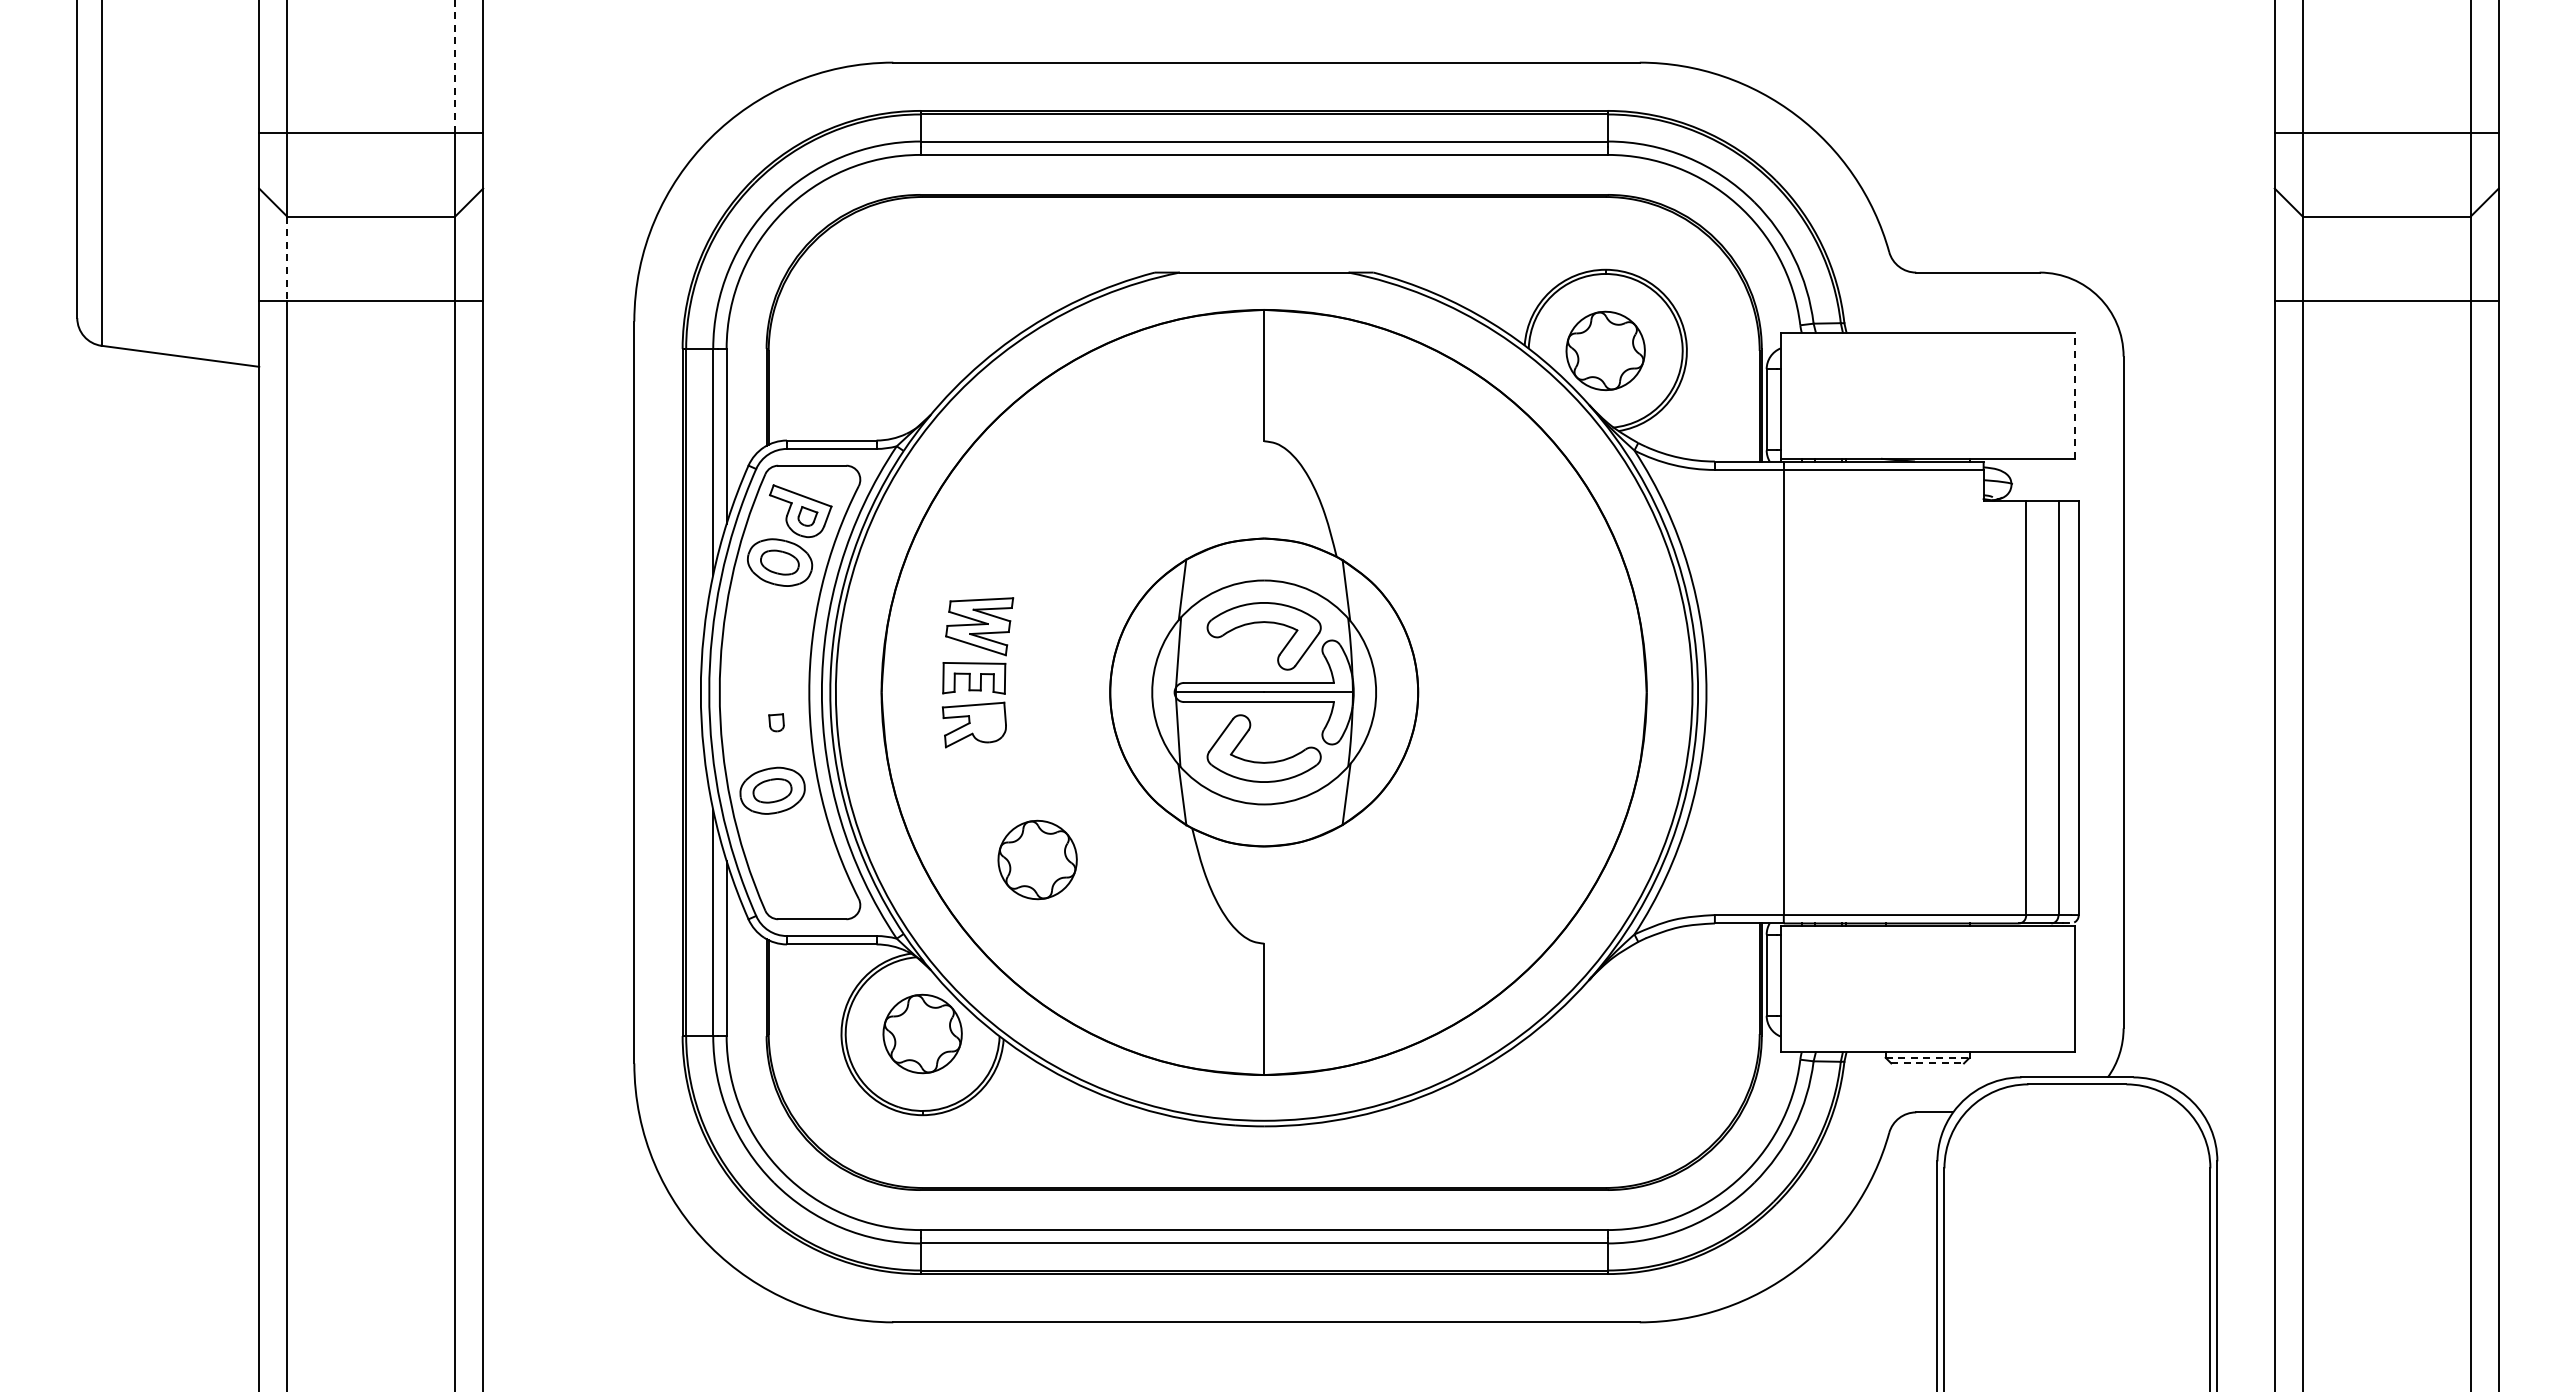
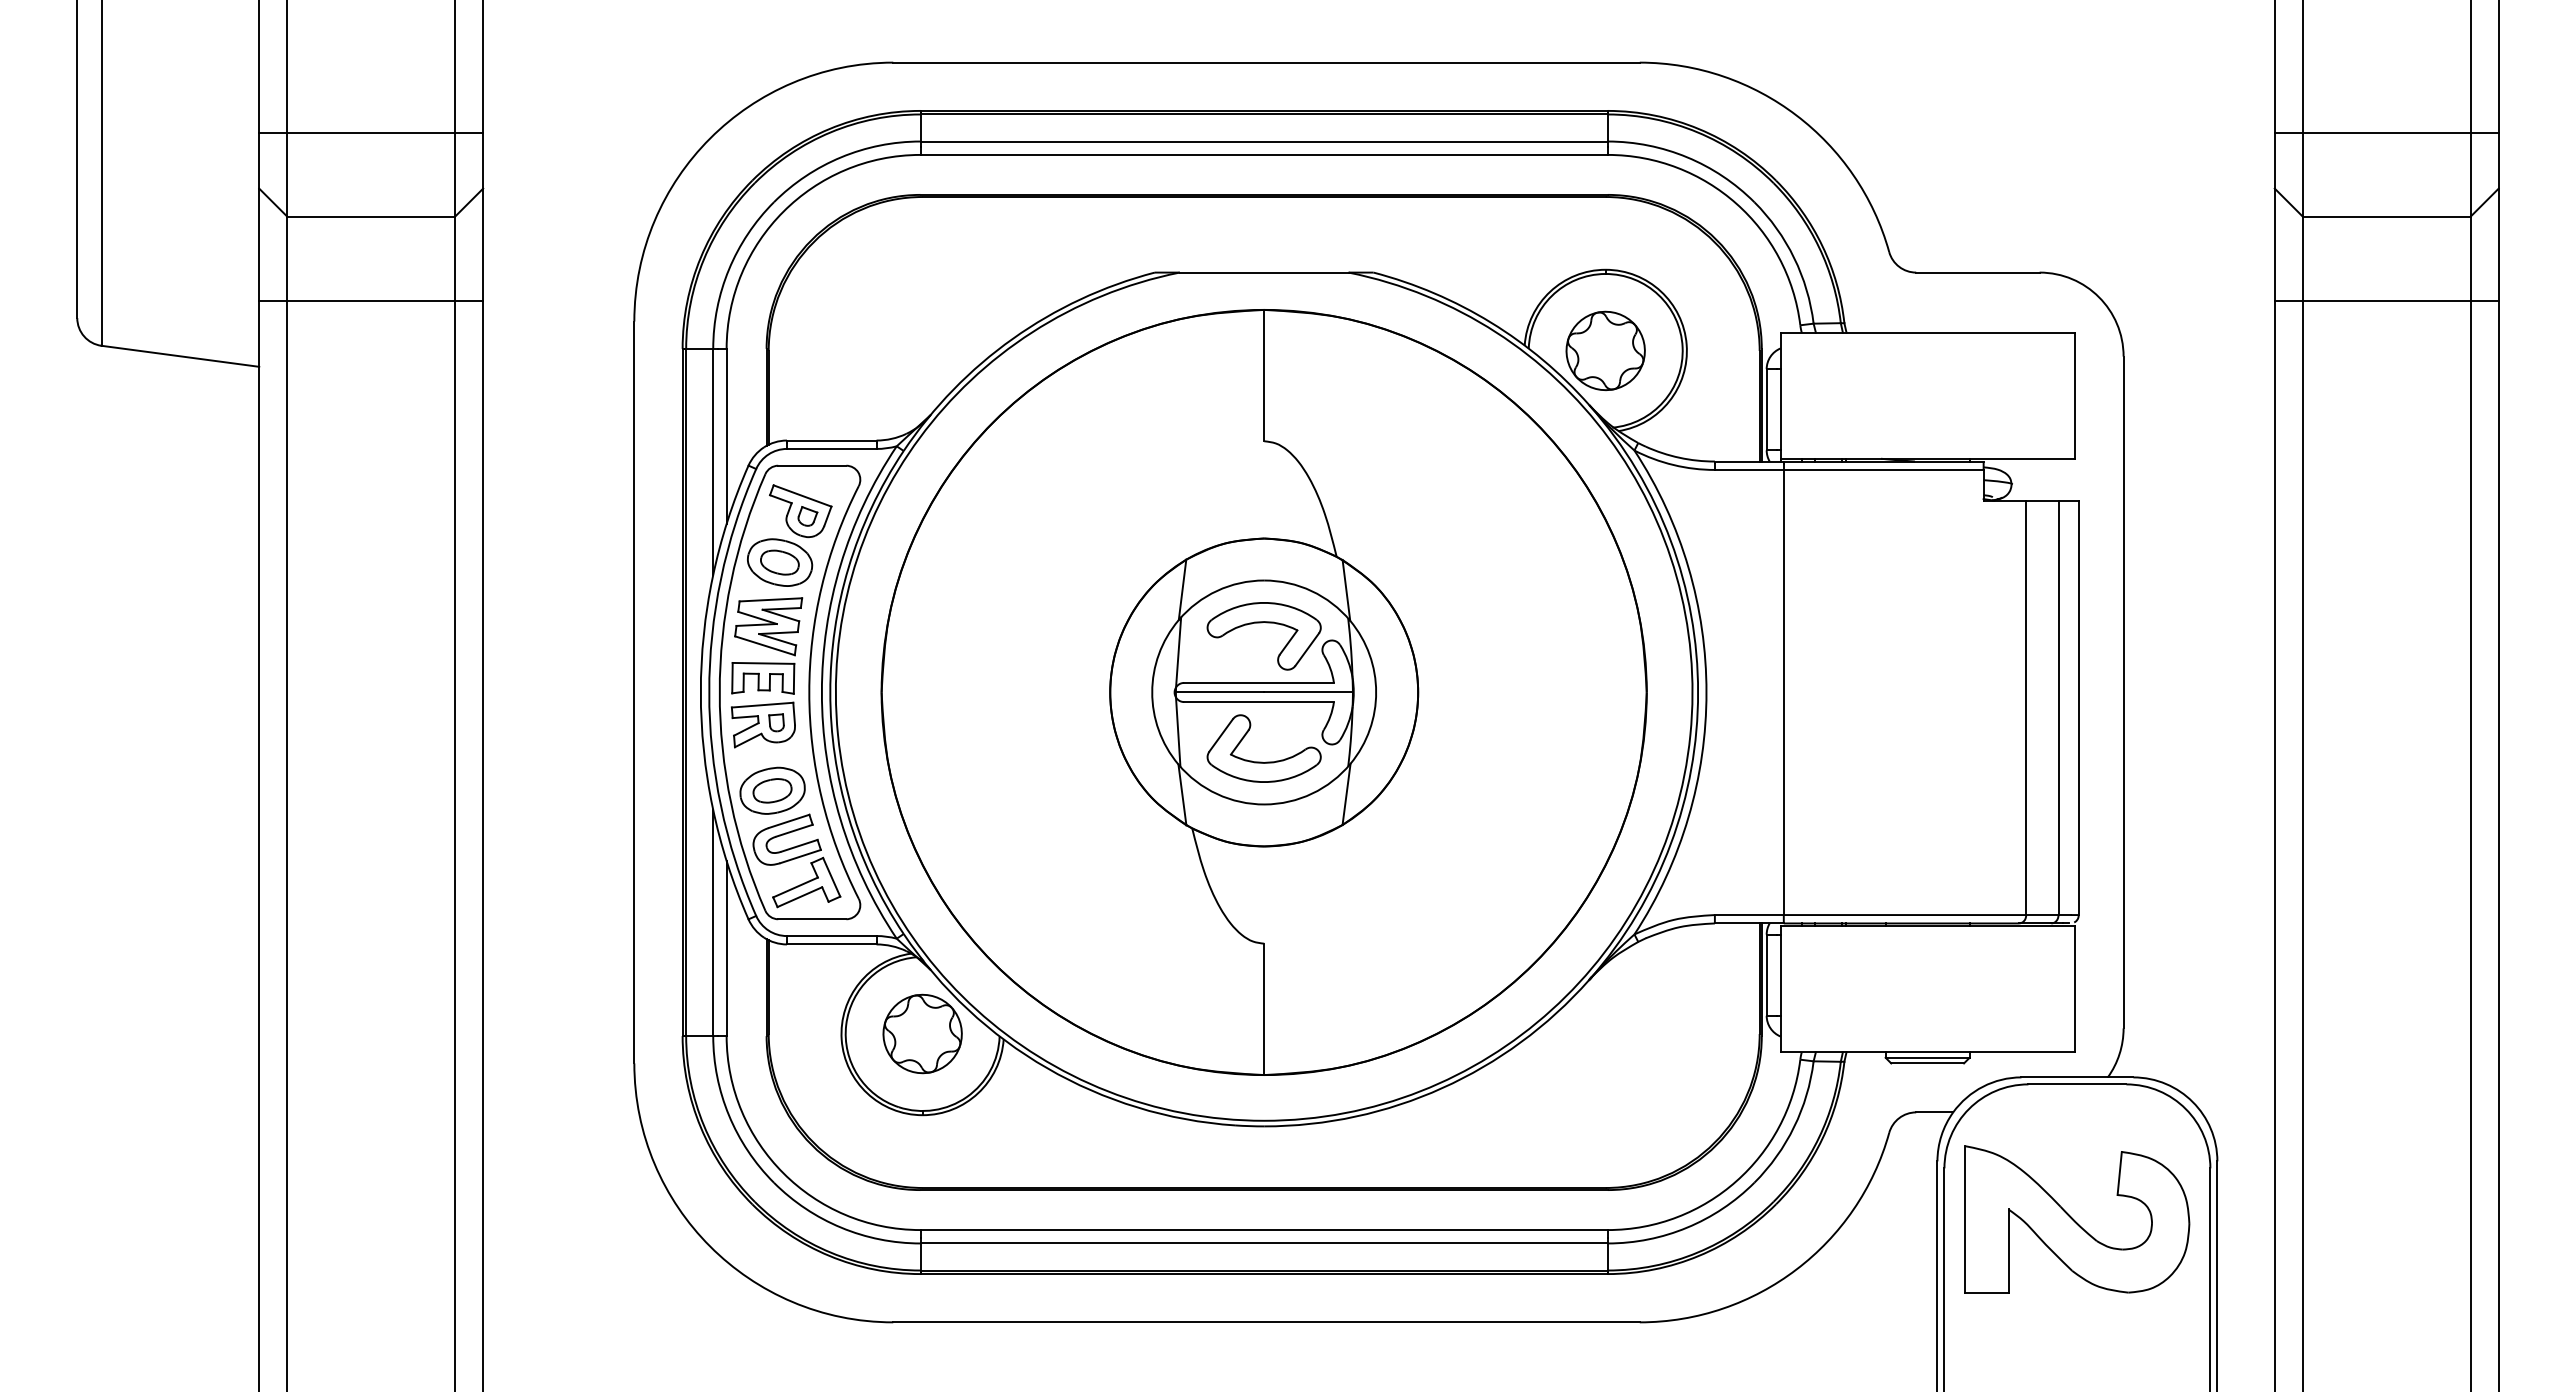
line: dashed -> solid (455, 66)
line: dashed -> solid (287, 258)
line: dashed -> solid (2074, 395)
part position: (977, 672) -> (766, 672) (766, 672)
part: present -> none (1037, 859)
part: none -> present (796, 860)
line: dashed -> solid (1927, 1057)
line: dashed -> solid (1928, 1063)
part: none -> present (2077, 1219)
